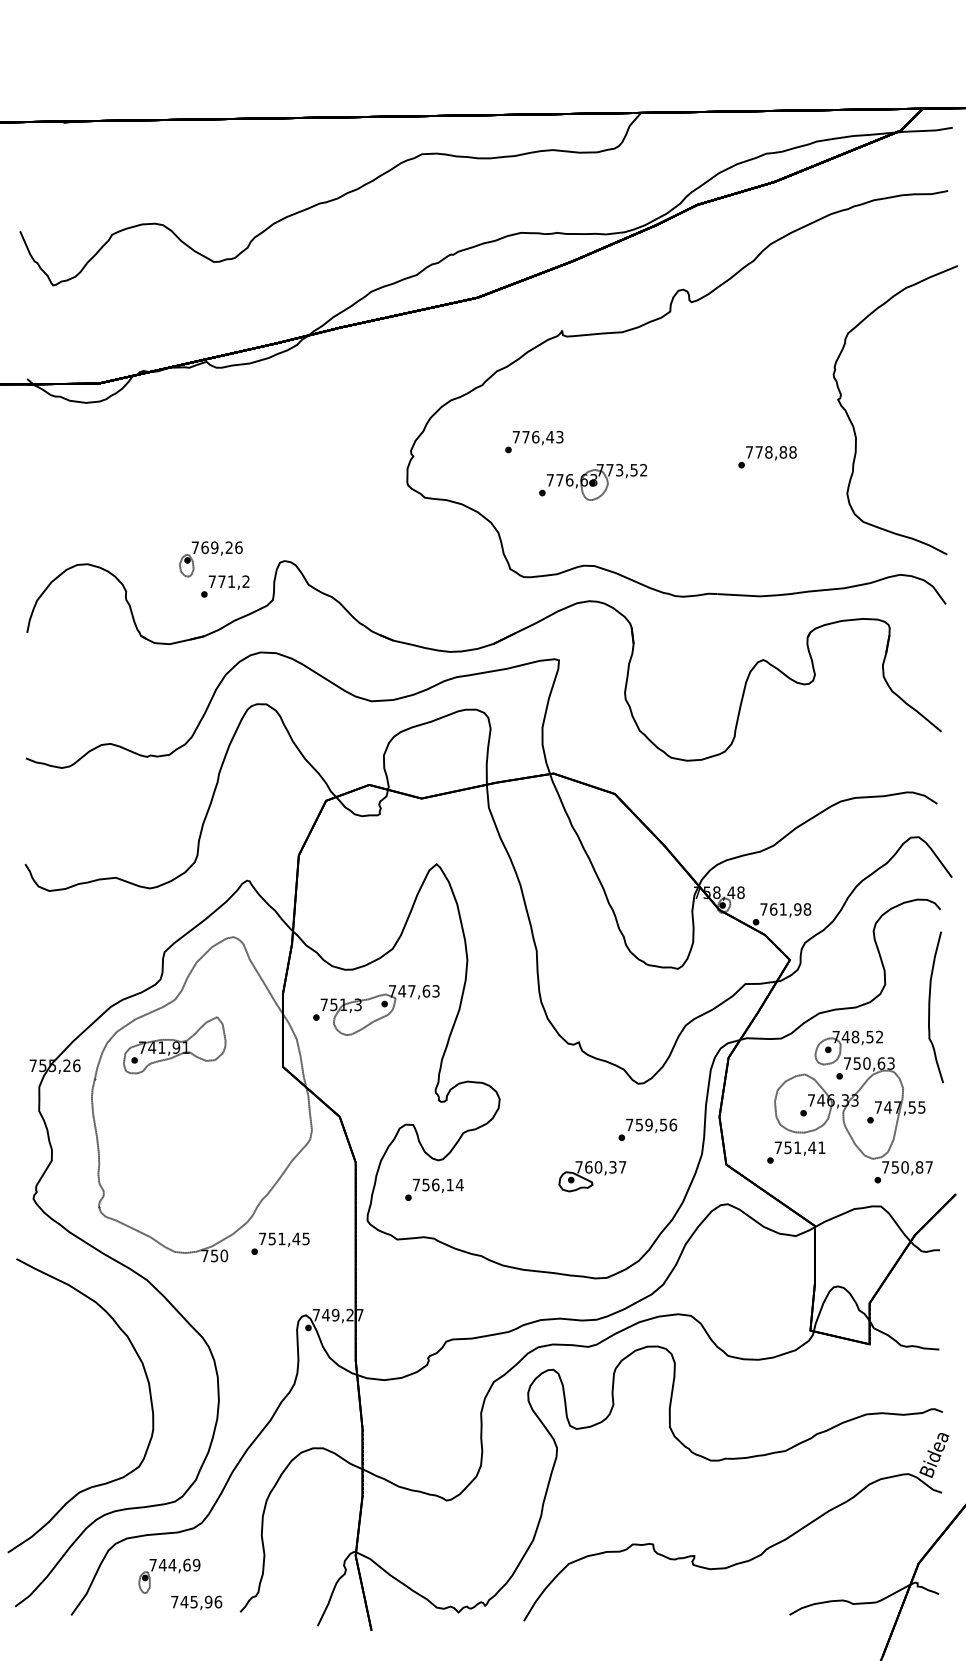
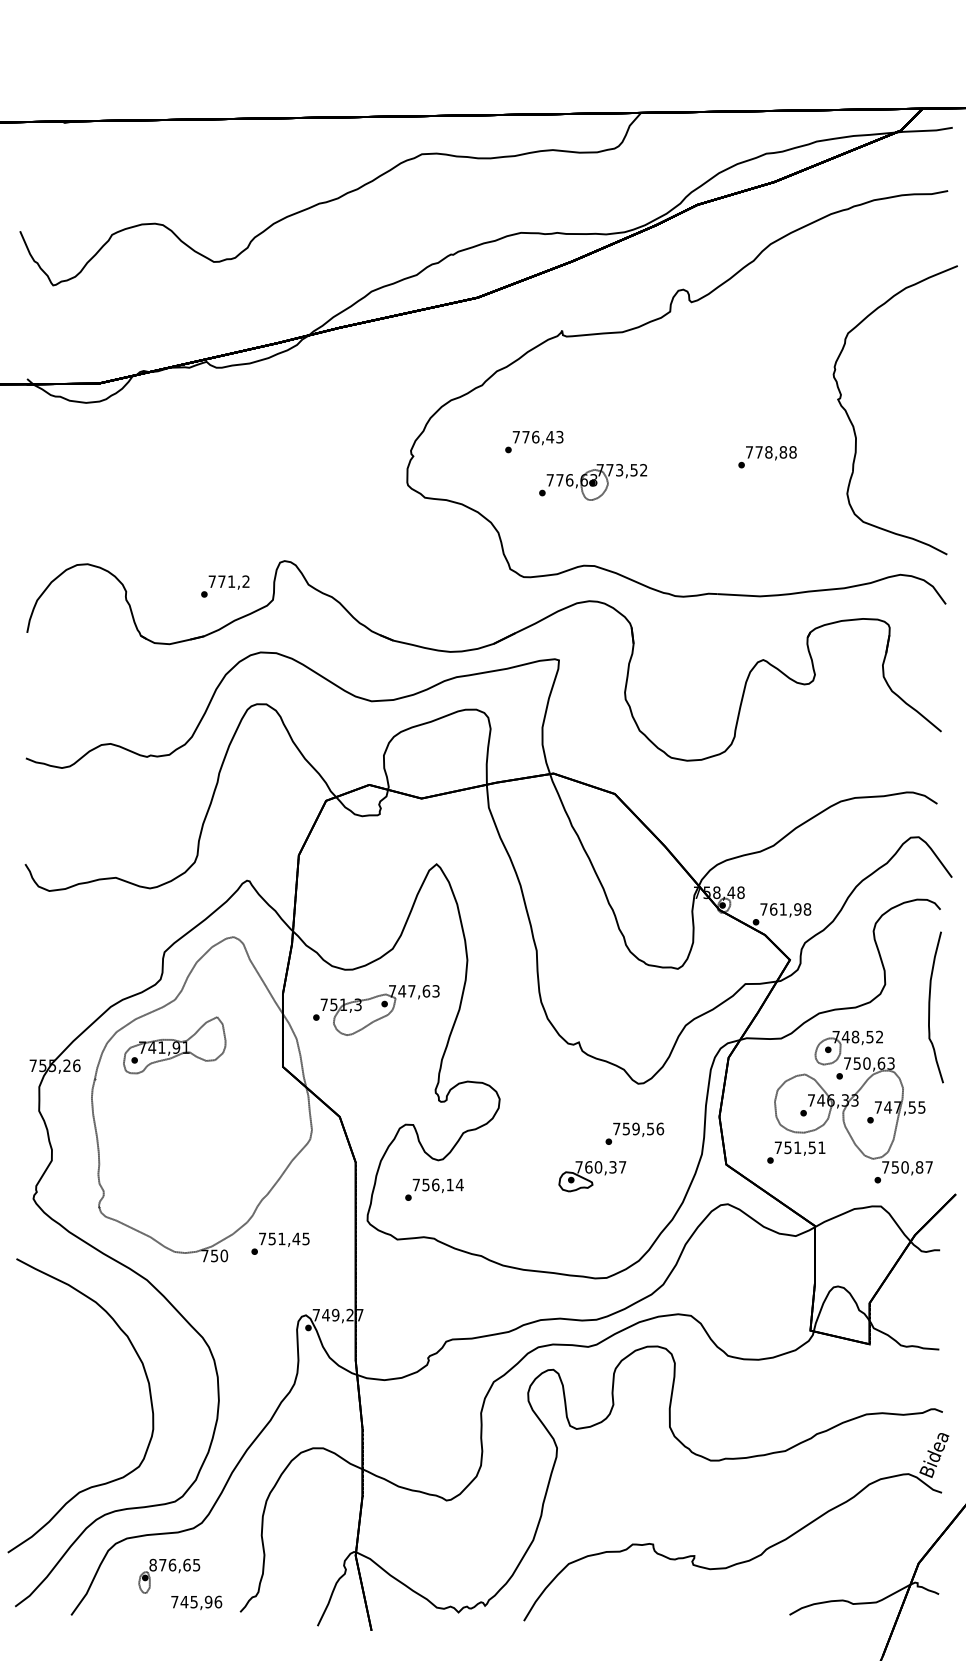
part: present -> none (211, 553)
text position: (647, 1129) -> (634, 1133) (634, 1133)
text: 751,41 -> 751,51 (812, 1147)
text: 744,69 -> 876,65 (174, 1564)
